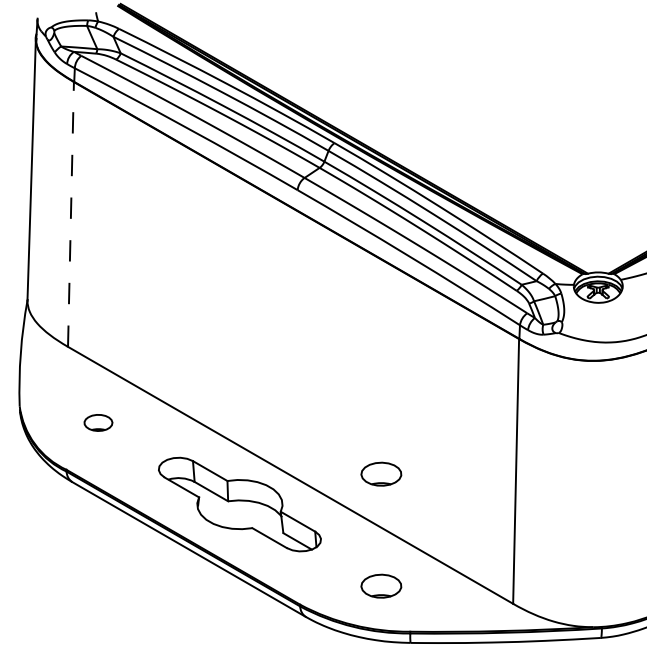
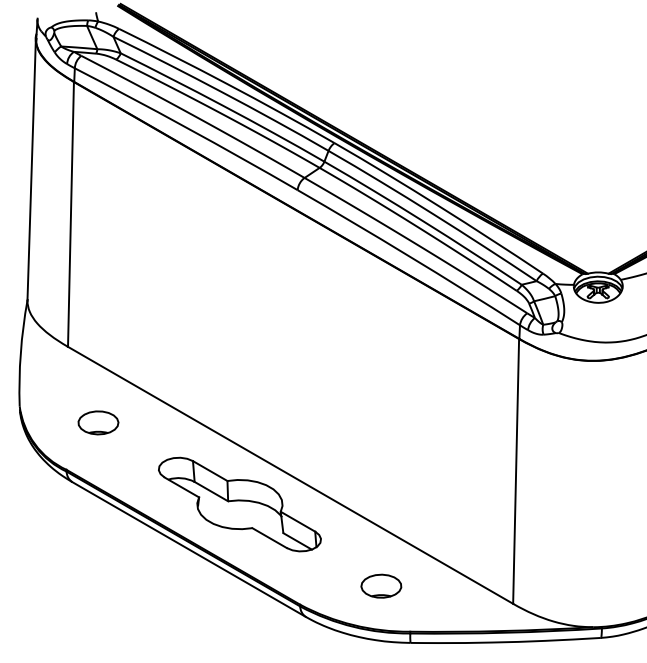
line: dashed -> solid (70, 213)
part size: 31x18 px -> 43x26 px (98, 422)
part: present -> none (381, 473)
